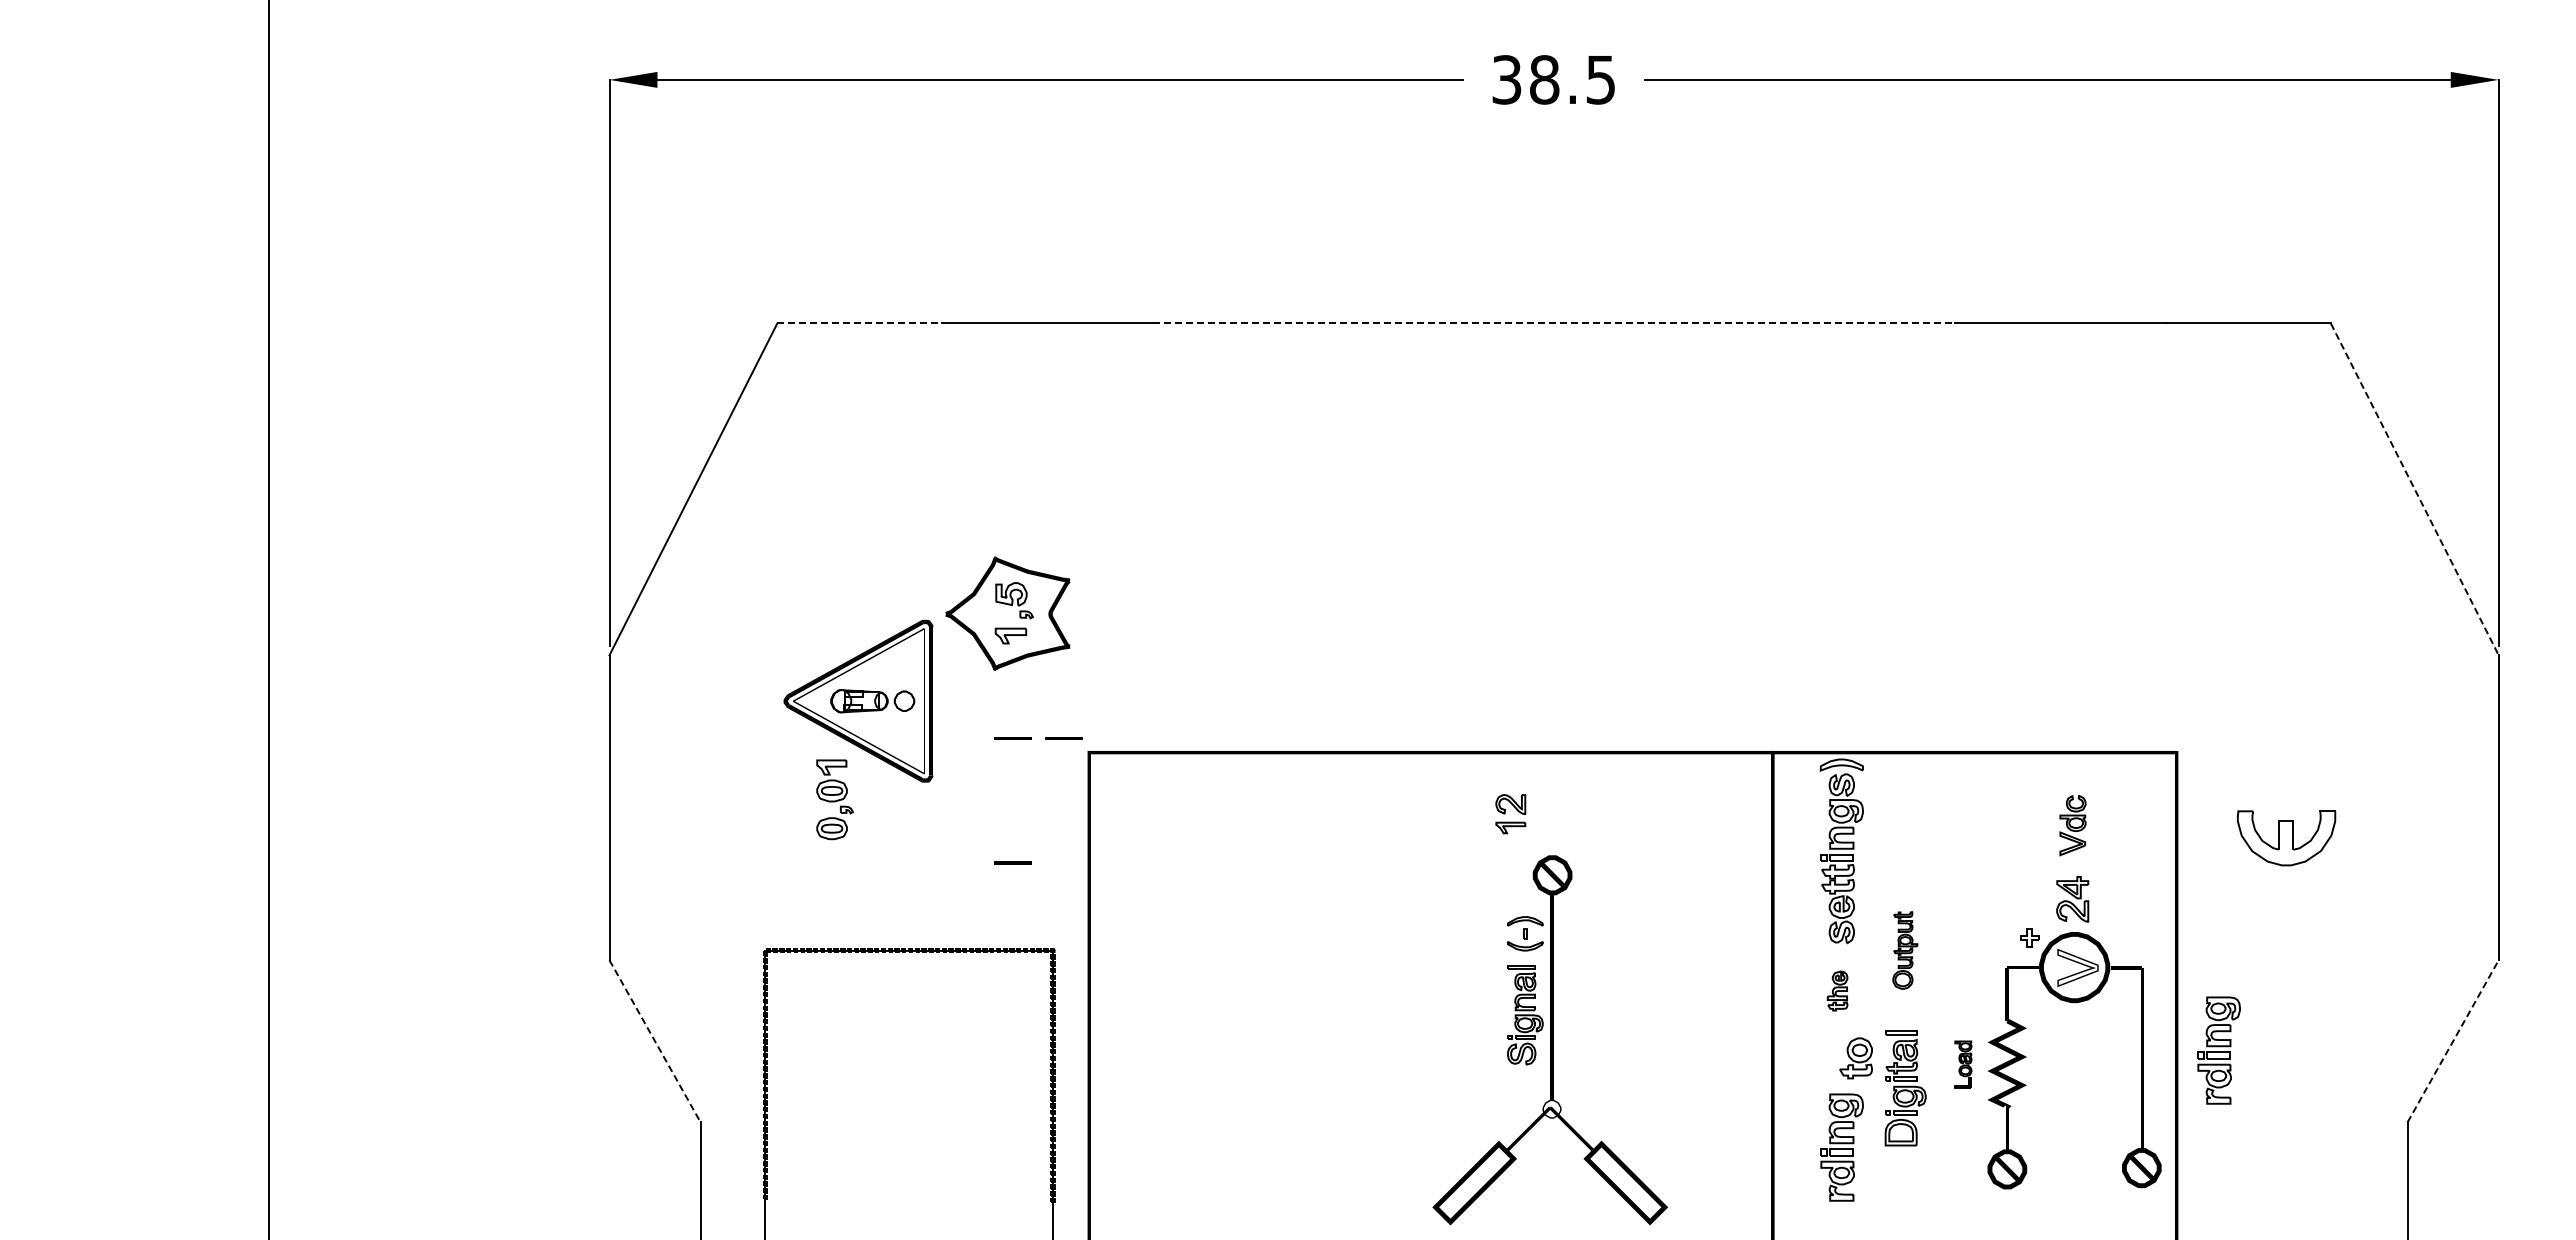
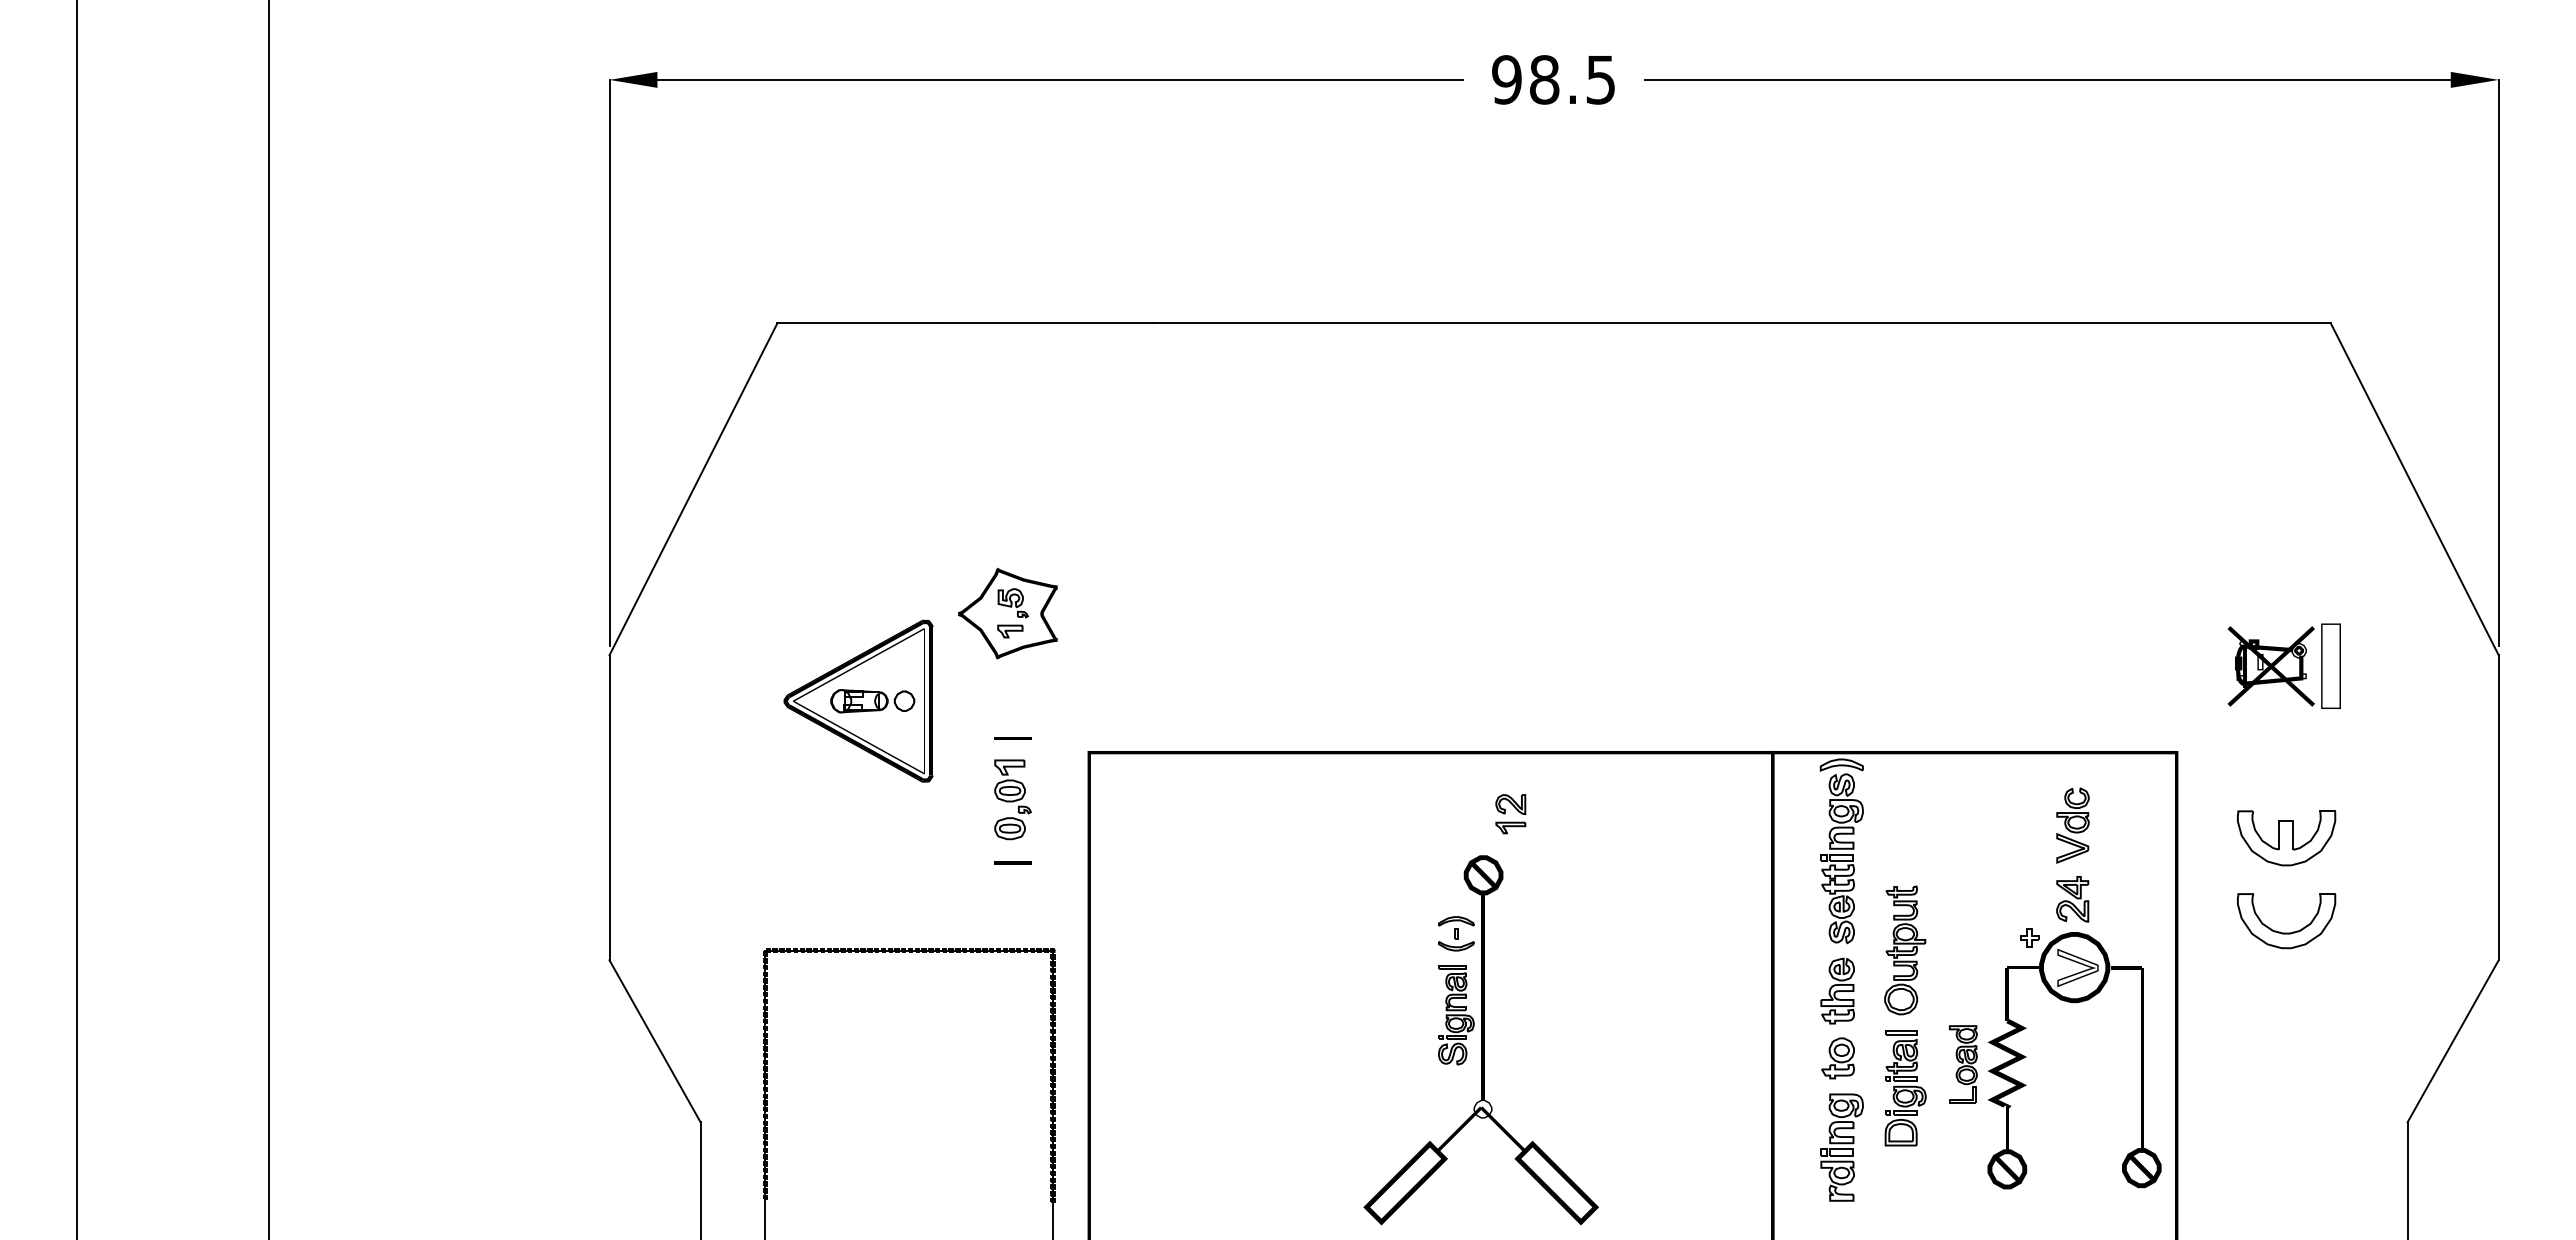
text: 38.5 -> 98.5 (1506, 79)
line: dashed -> solid (860, 323)
line: dashed -> solid (1554, 323)
line: dashed -> solid (2414, 489)
part size: 126x115 px -> 100x93 px (1007, 613)
line: none -> present (77, 619)
part: none -> present (2283, 665)
line: present -> none (1063, 738)
part position: (834, 799) -> (1012, 799) (1012, 799)
part size: 28x62 px -> 34x77 px (2072, 825)
part: none -> present (2286, 932)
part size: 27x79 px -> 43x131 px (1905, 950)
part size: 23x42 px -> 35x68 px (1837, 990)
part position: (1549, 1040) -> (1480, 1040) (1480, 1040)
line: dashed -> solid (655, 1041)
line: dashed -> solid (2453, 1041)
part: present -> none (2218, 1050)
part position: (1855, 1058) -> (1837, 1058) (1837, 1058)
part size: 19x49 px -> 29x79 px (1963, 1064)
